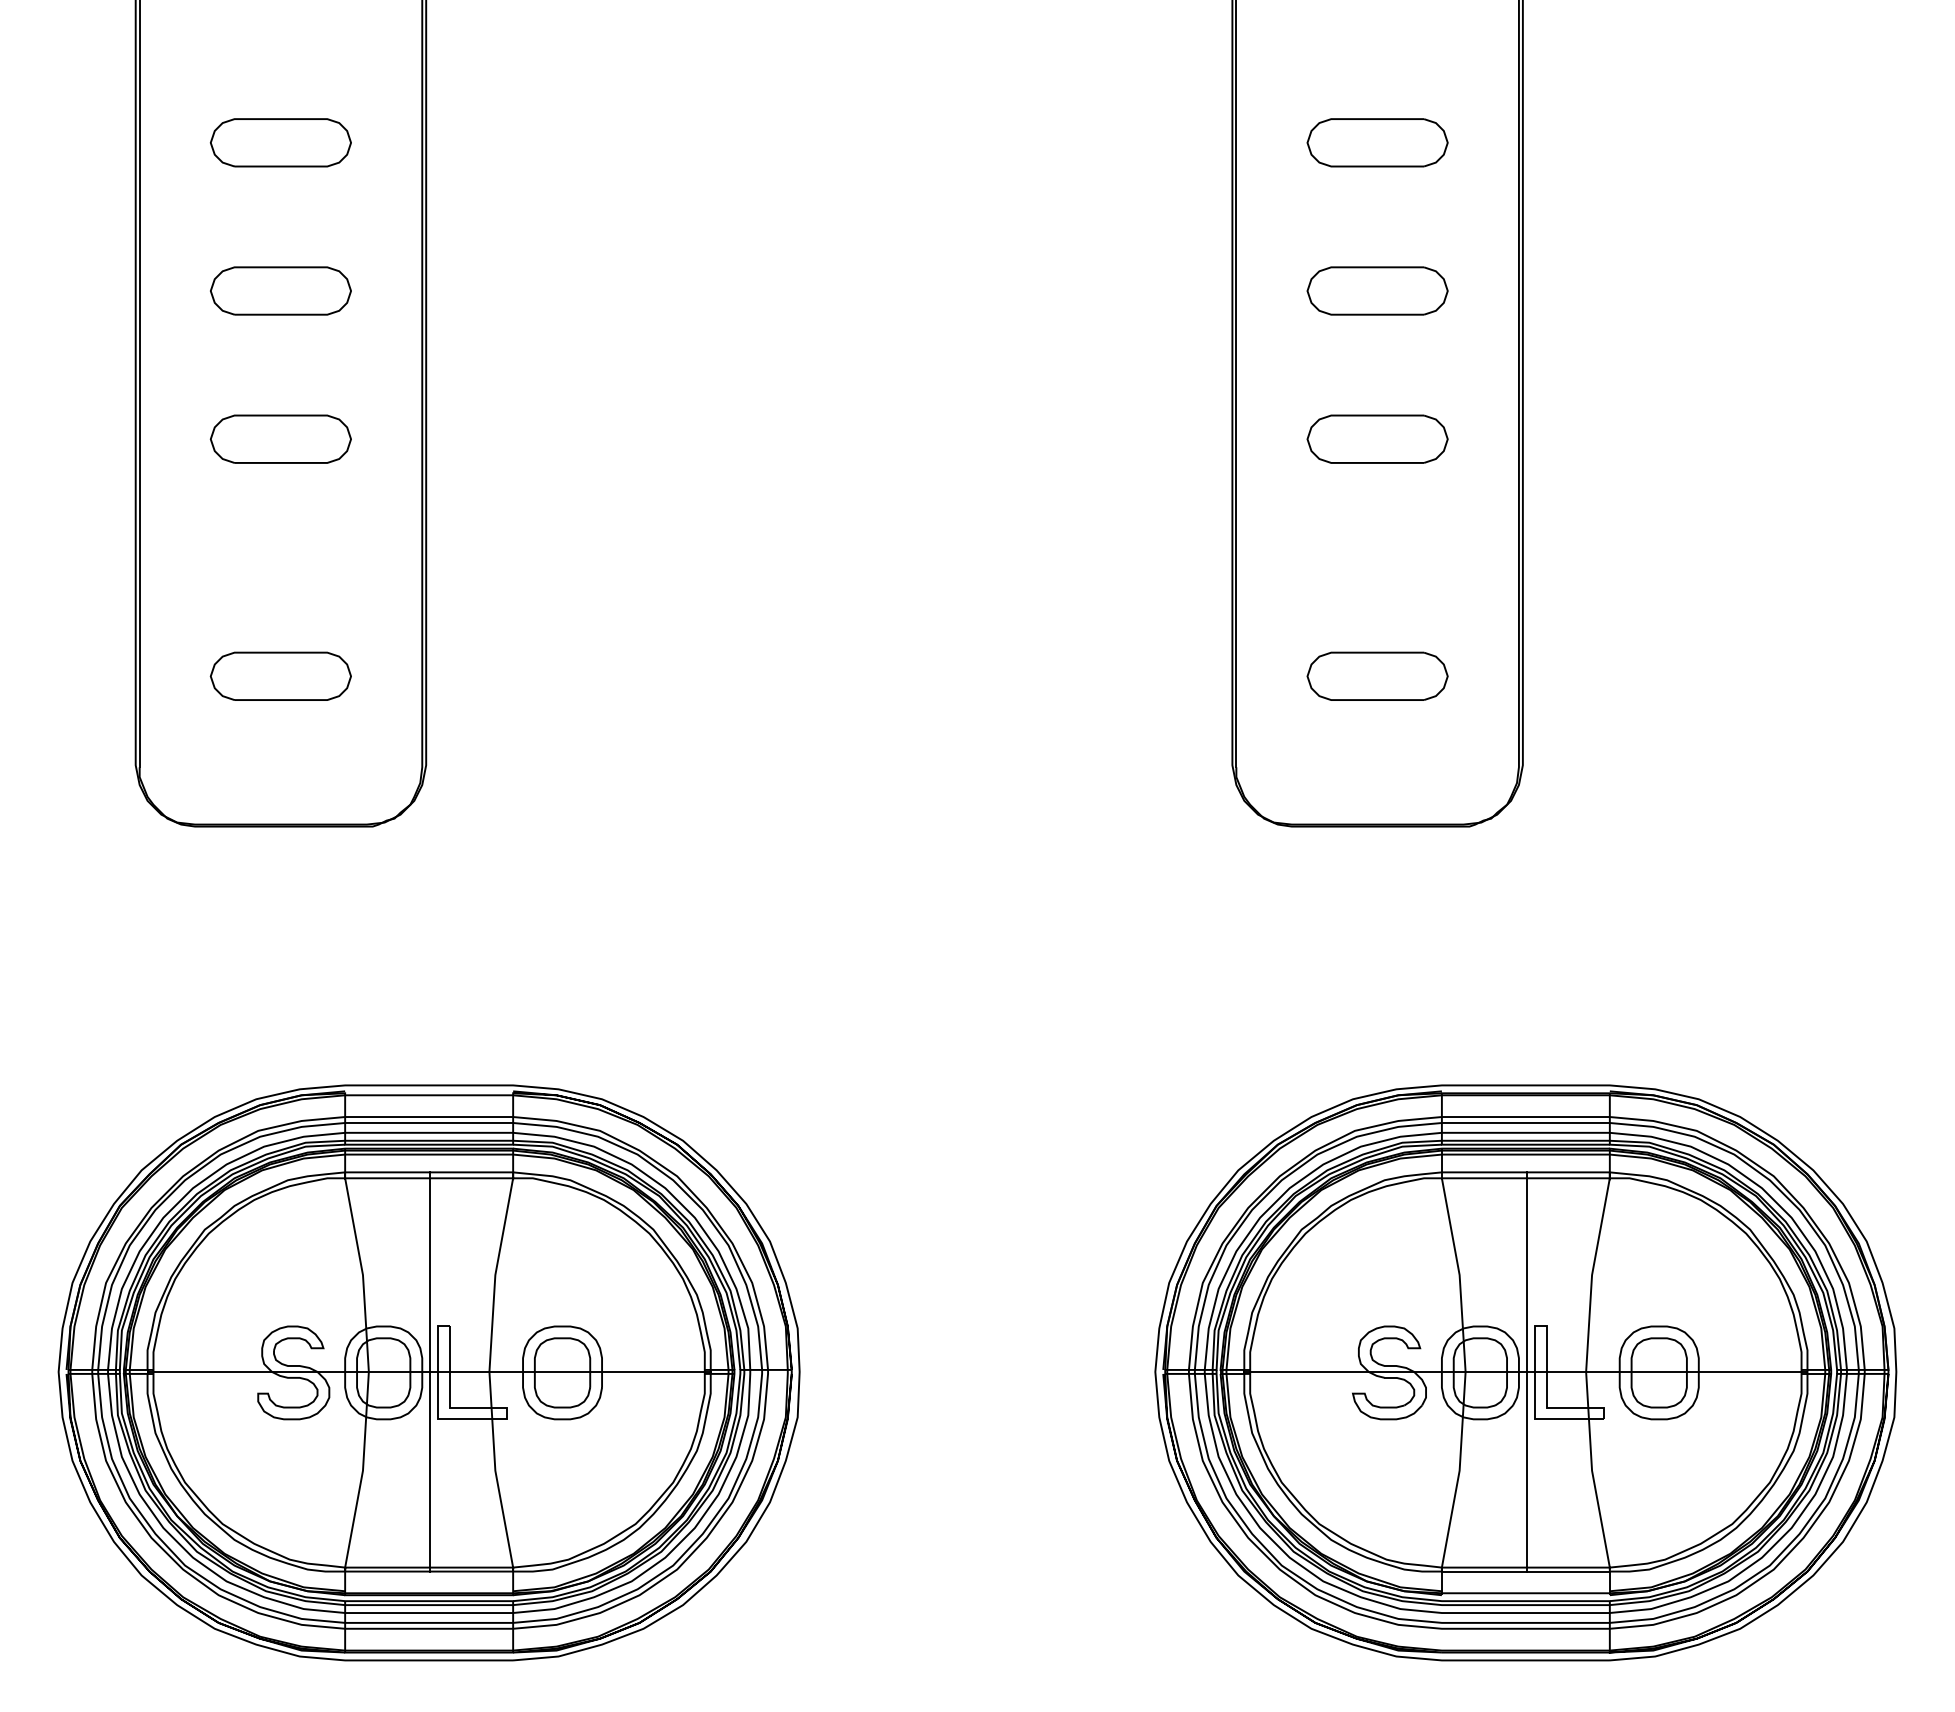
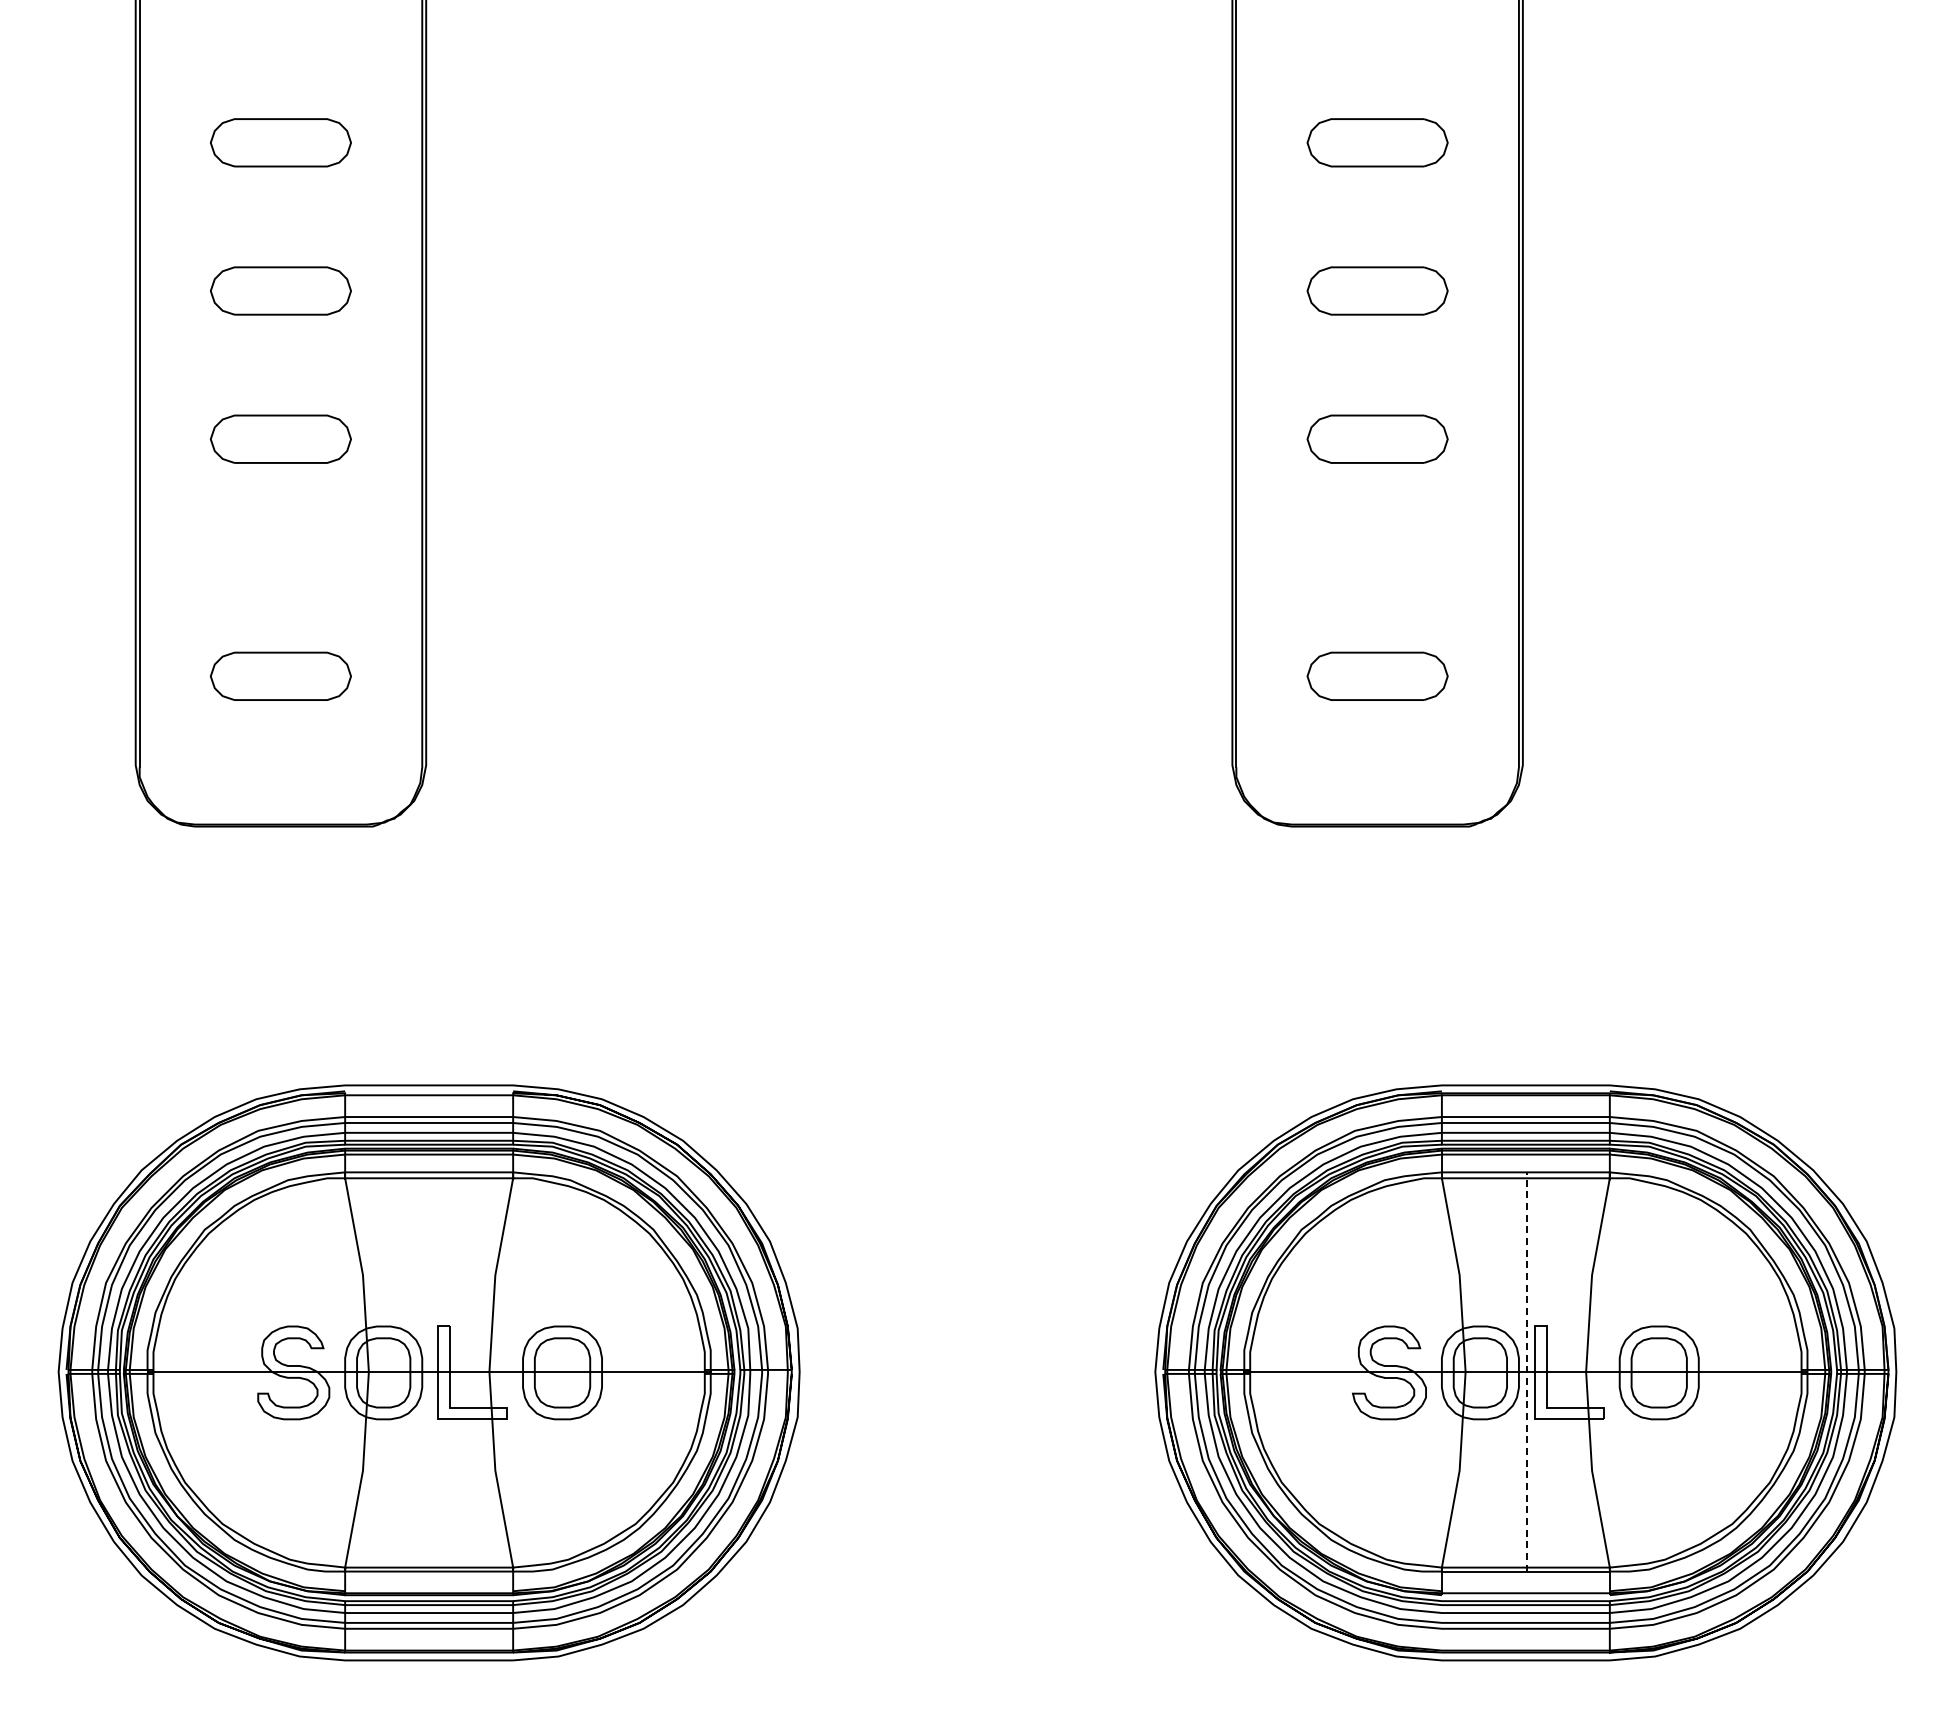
line: present -> none (430, 1371)
line: solid -> dashed (1526, 1371)
